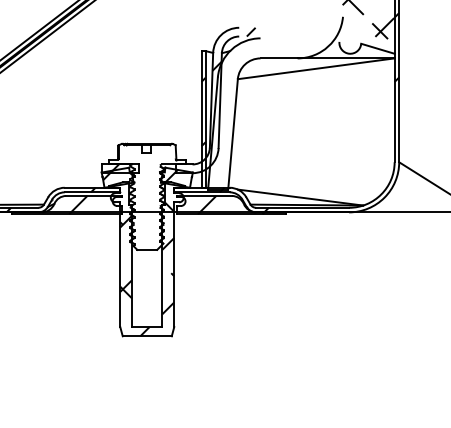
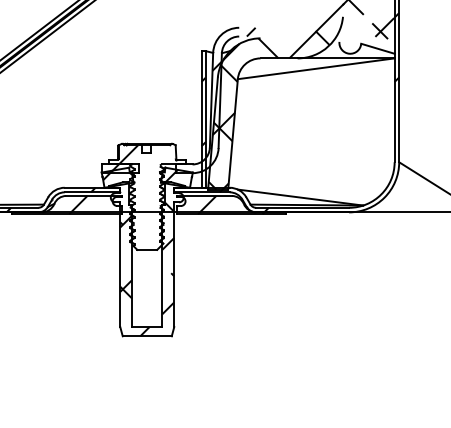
hatch: none -> present (276, 96)
hatch: none -> present (128, 154)
